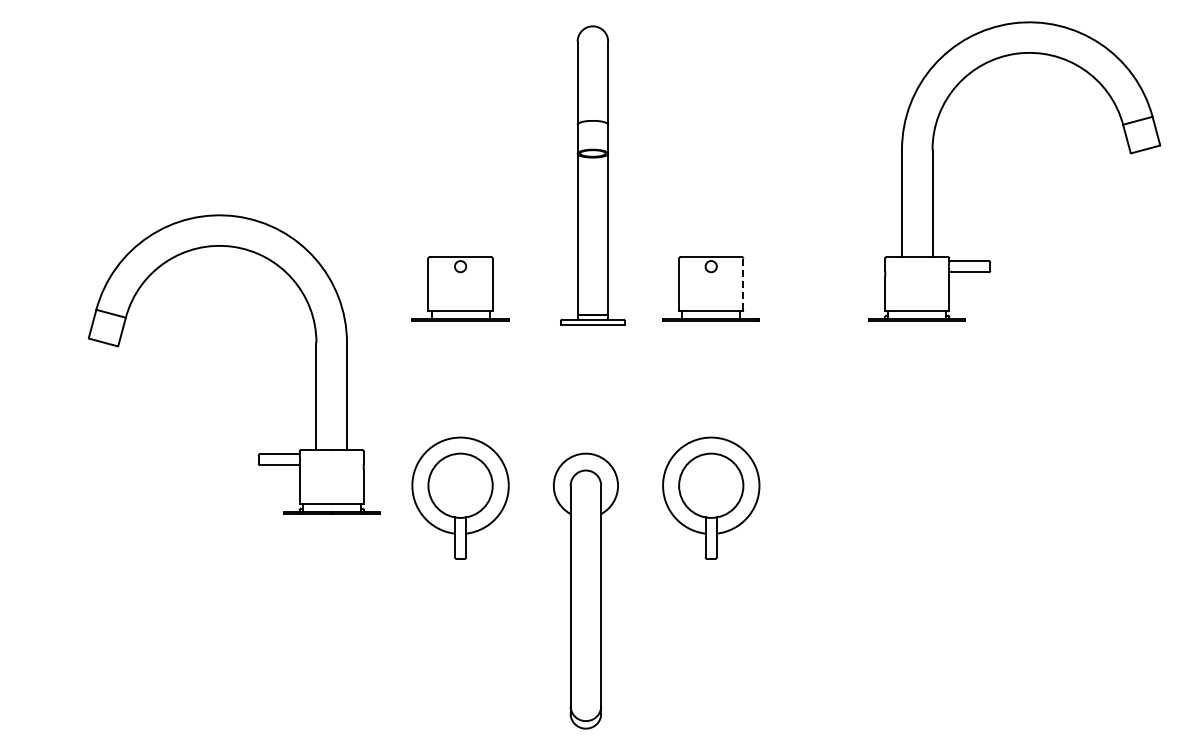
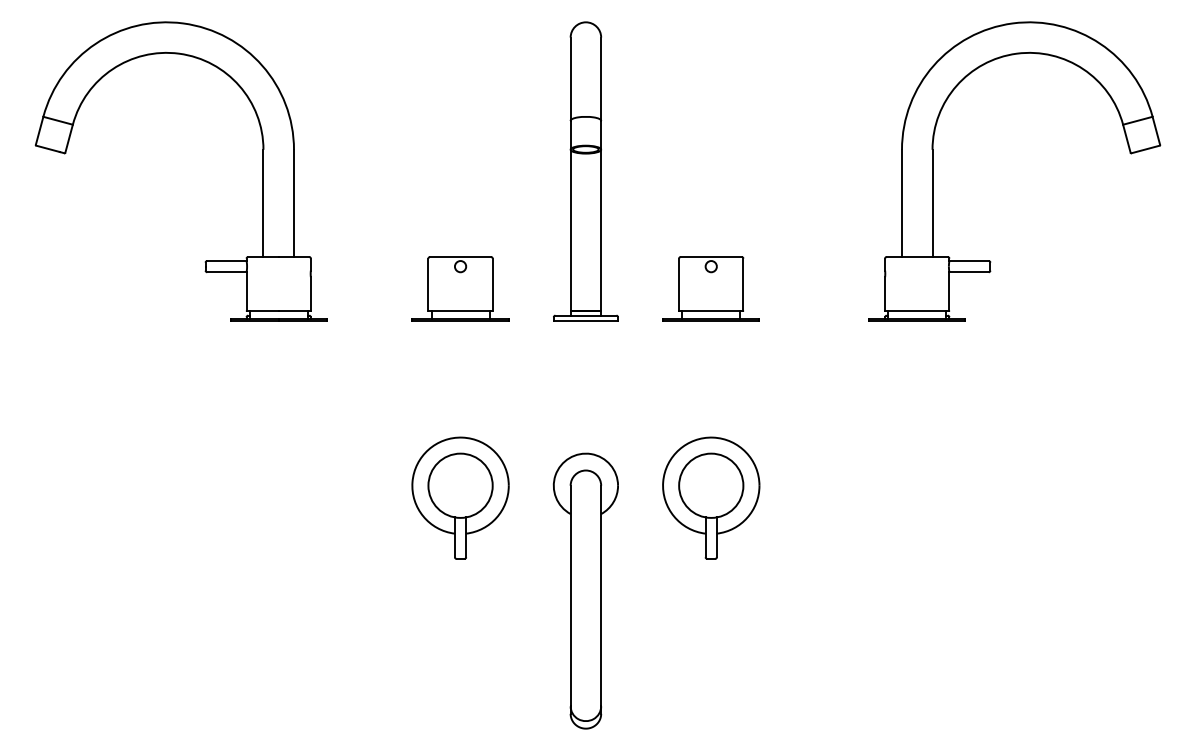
part position: (592, 175) -> (585, 171) (585, 171)
line: dashed -> solid (743, 284)
part position: (315, 364) -> (262, 171) (262, 171)
